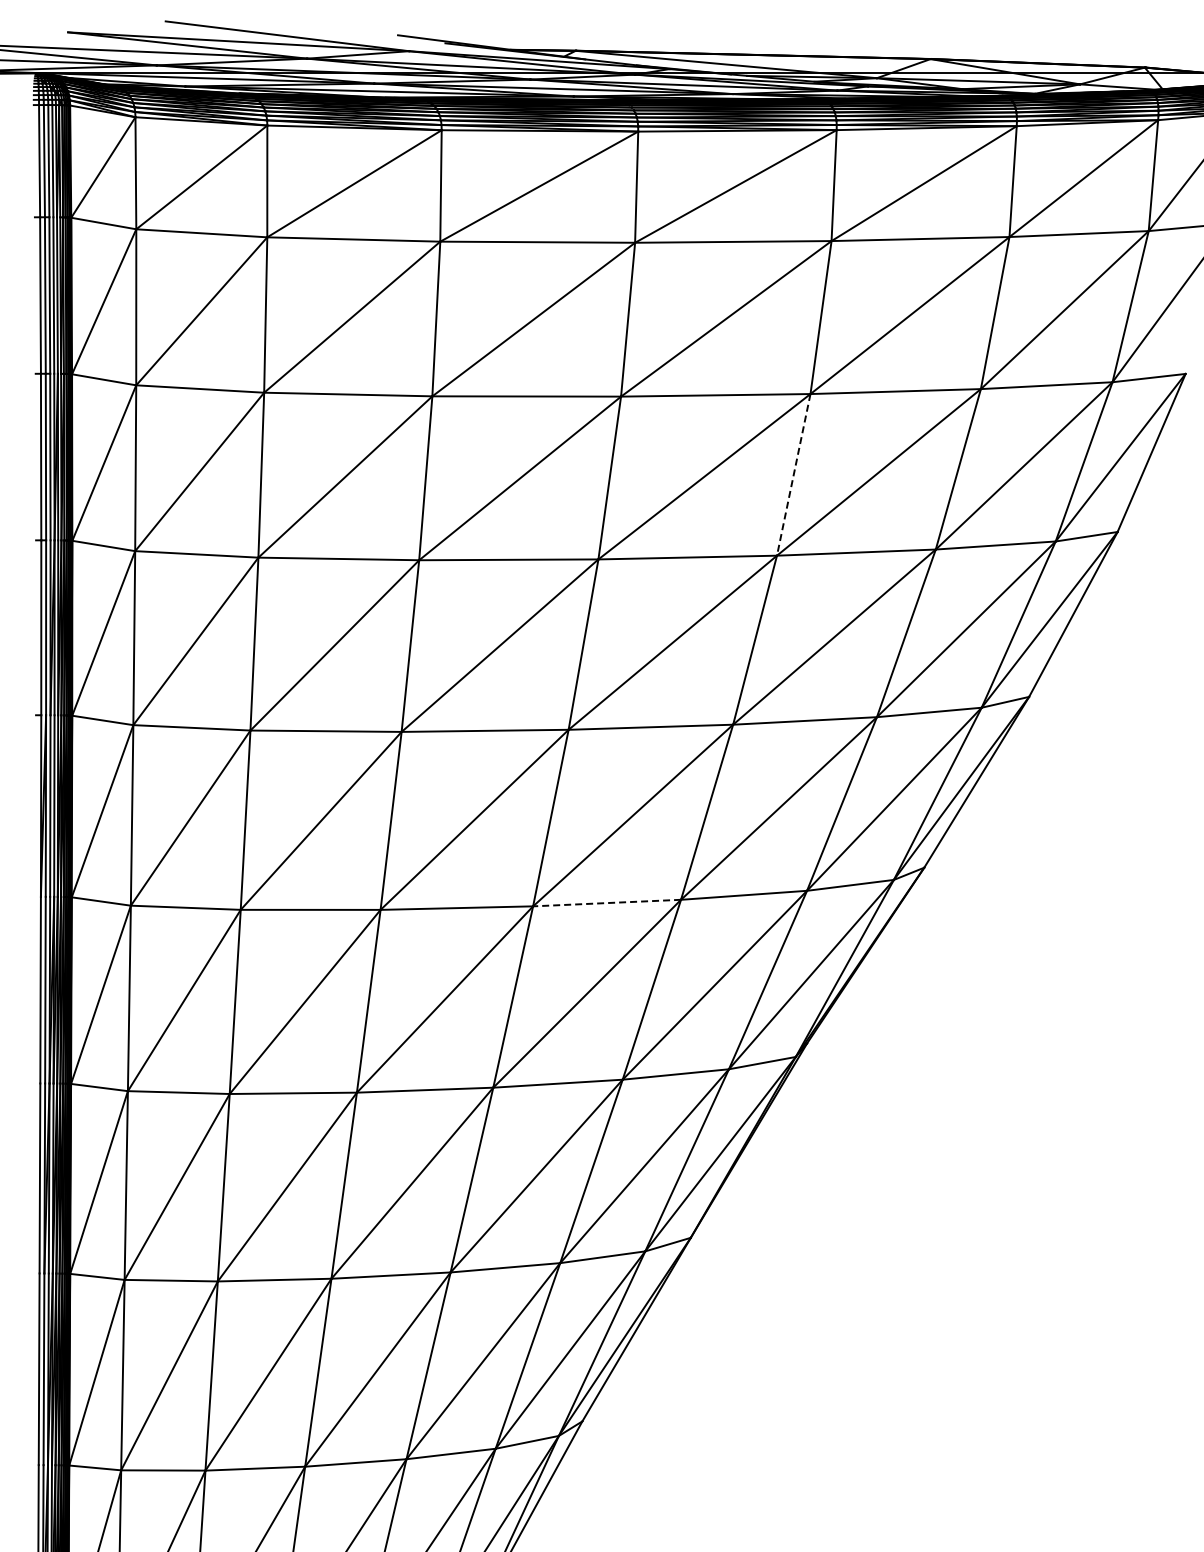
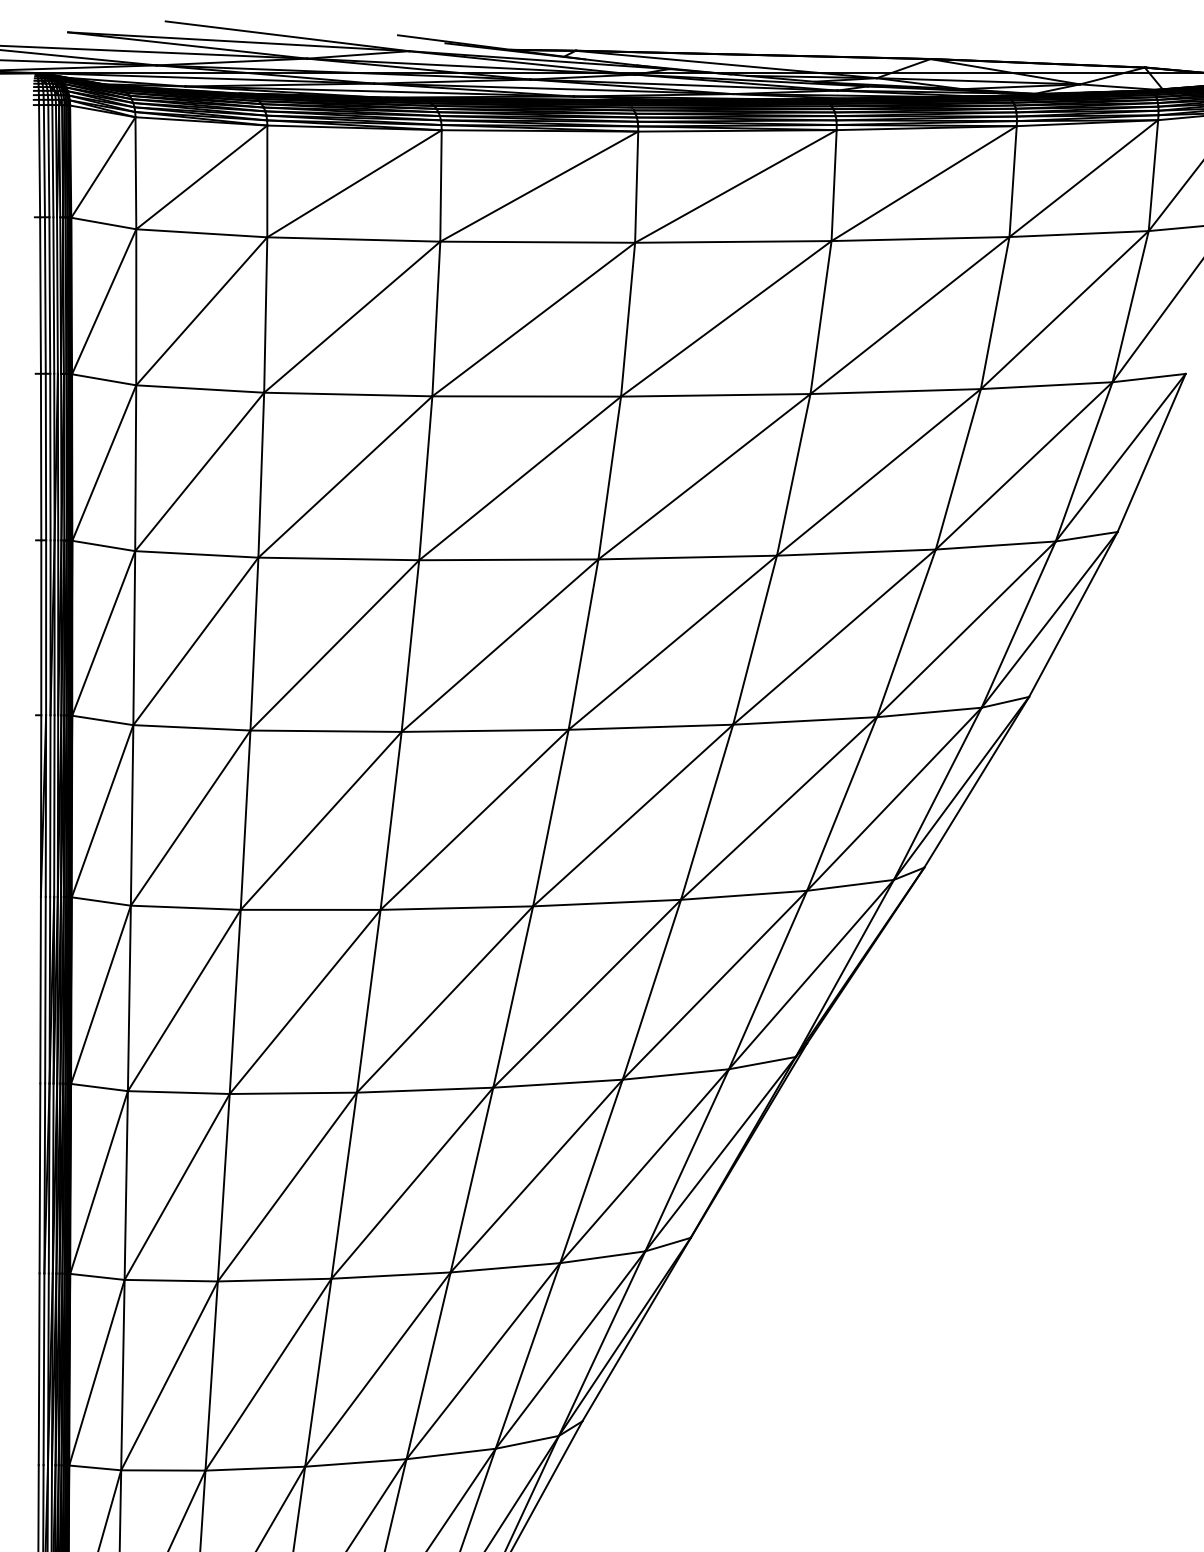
line: dashed -> solid (793, 474)
line: dashed -> solid (606, 903)
